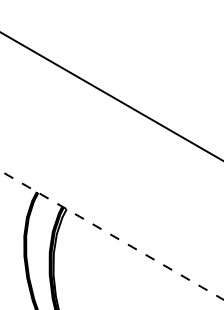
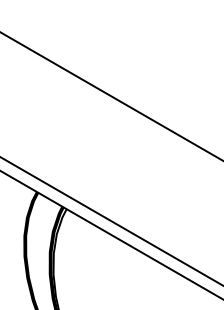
line: none -> present (111, 221)
line: dashed -> solid (112, 235)
